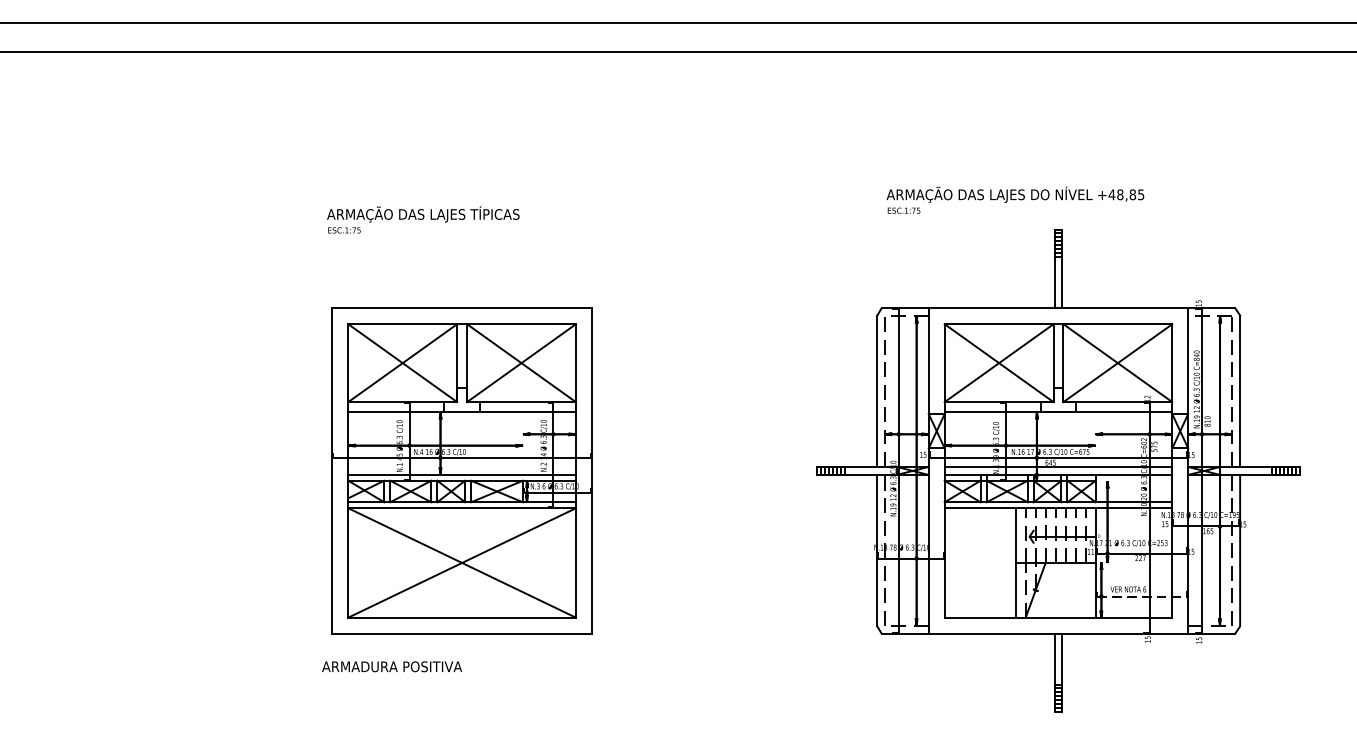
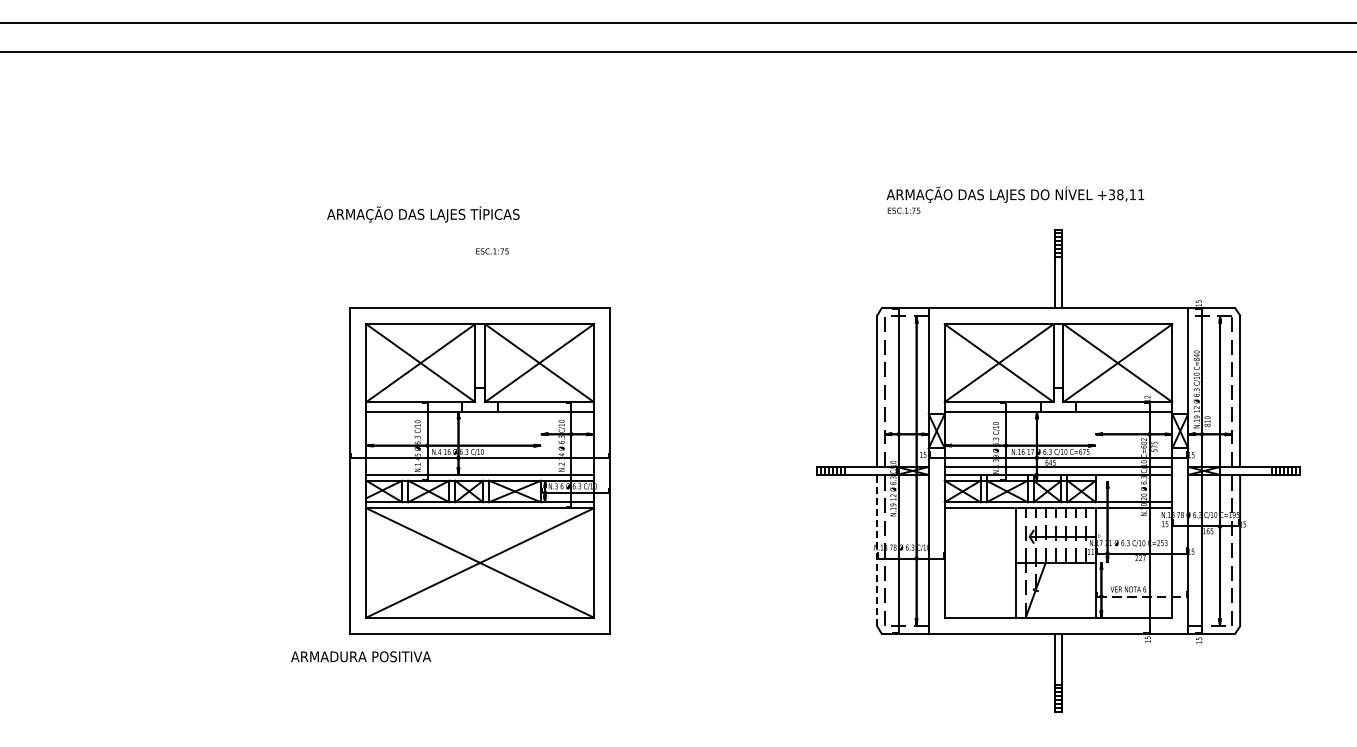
text: +48,85 -> +38,11 (1126, 194)
text position: (344, 230) -> (492, 251) (492, 251)
part position: (461, 470) -> (479, 470) (479, 470)
line: solid -> dashed (876, 549)
text position: (391, 666) -> (360, 656) (360, 656)
